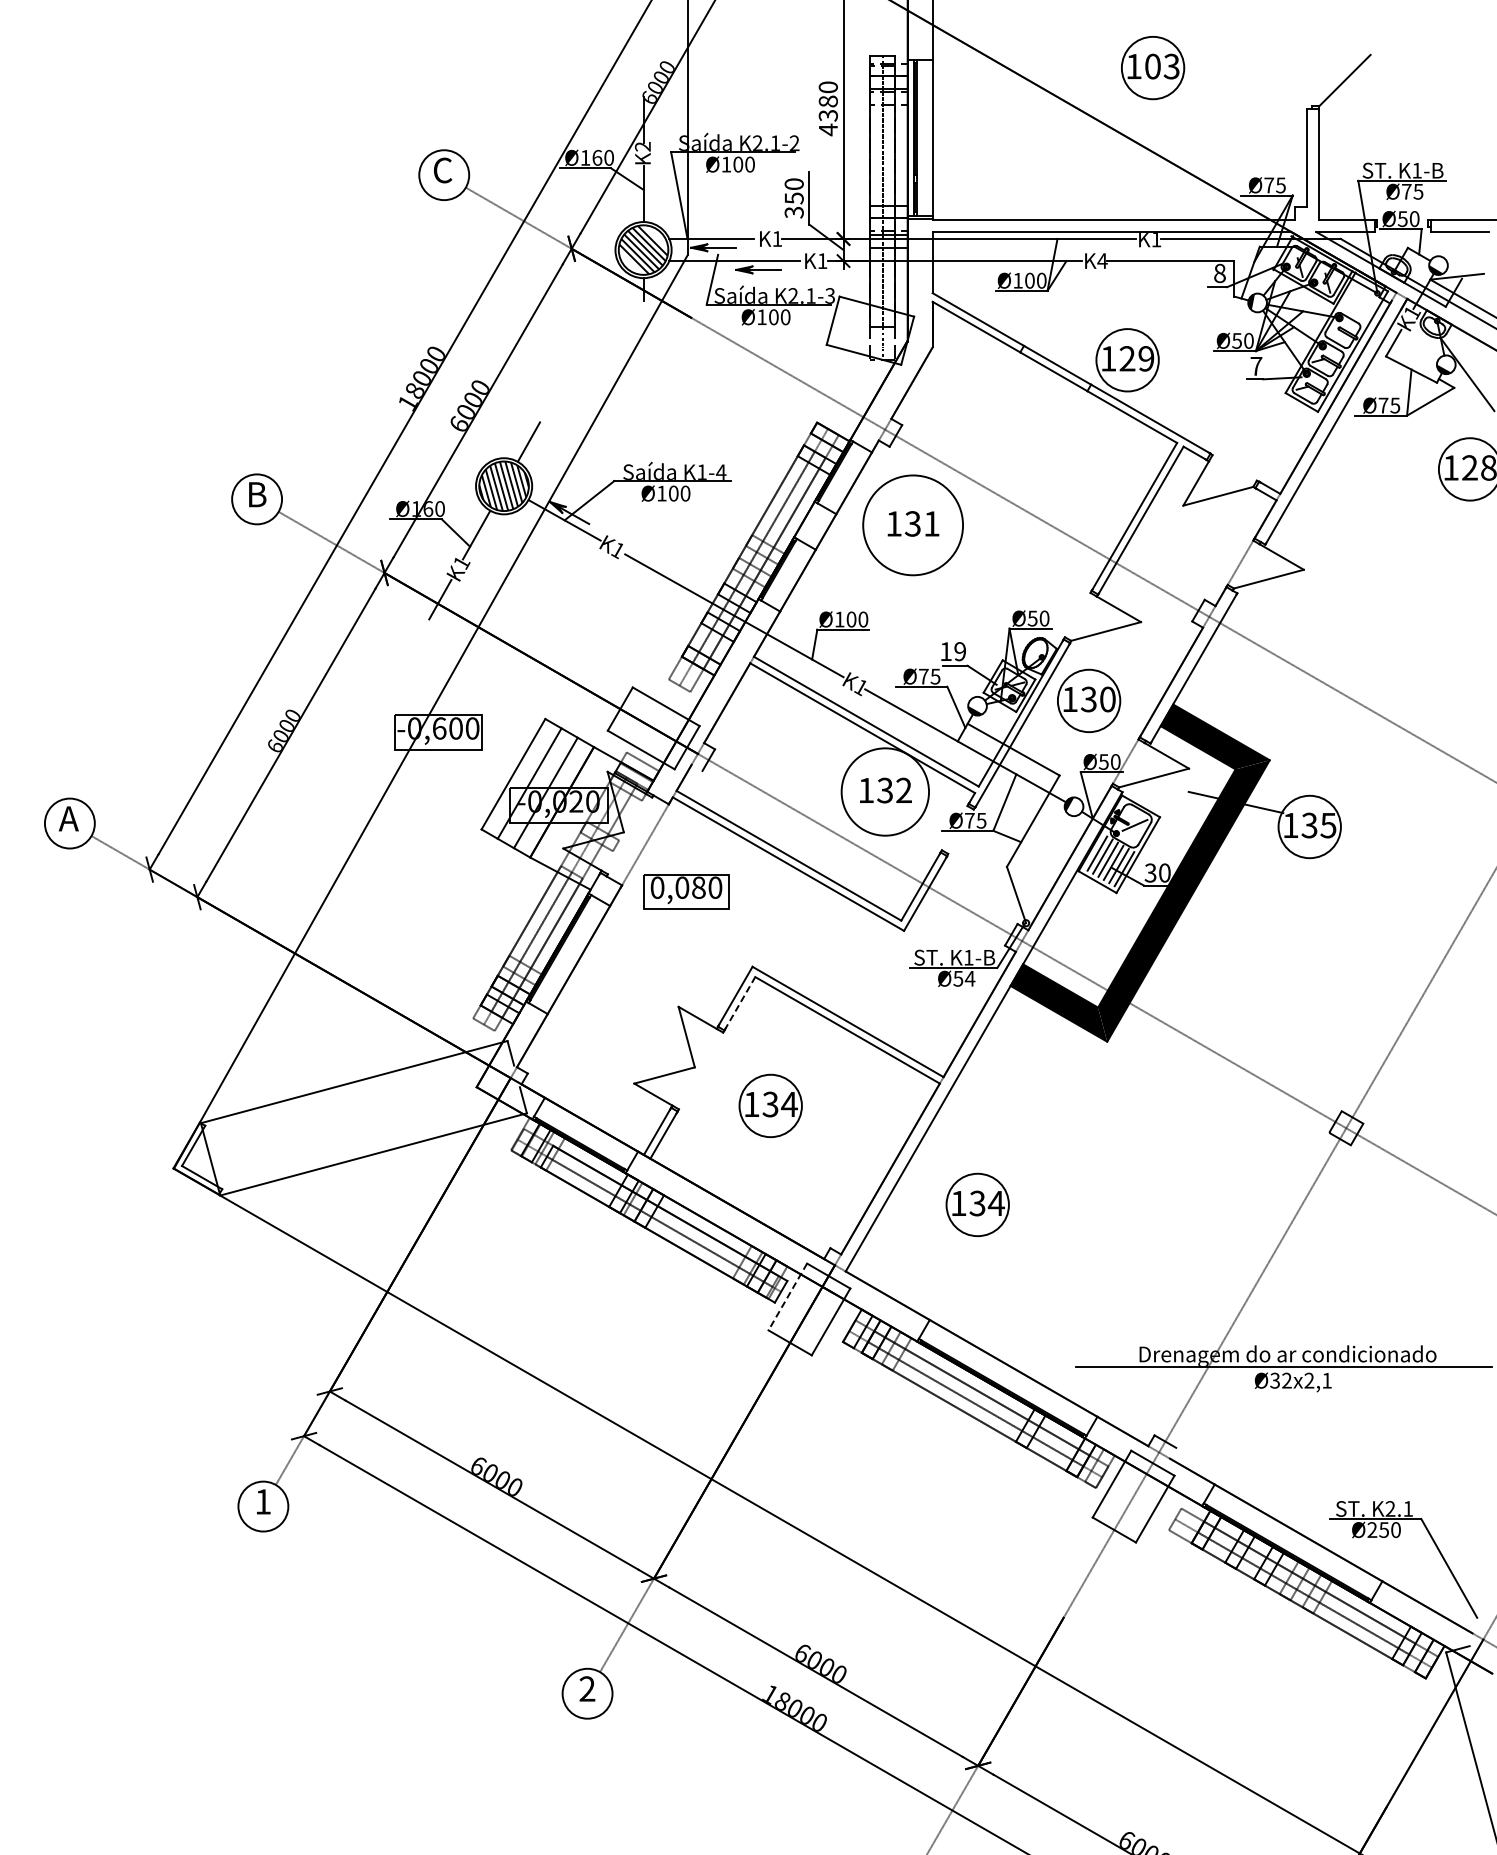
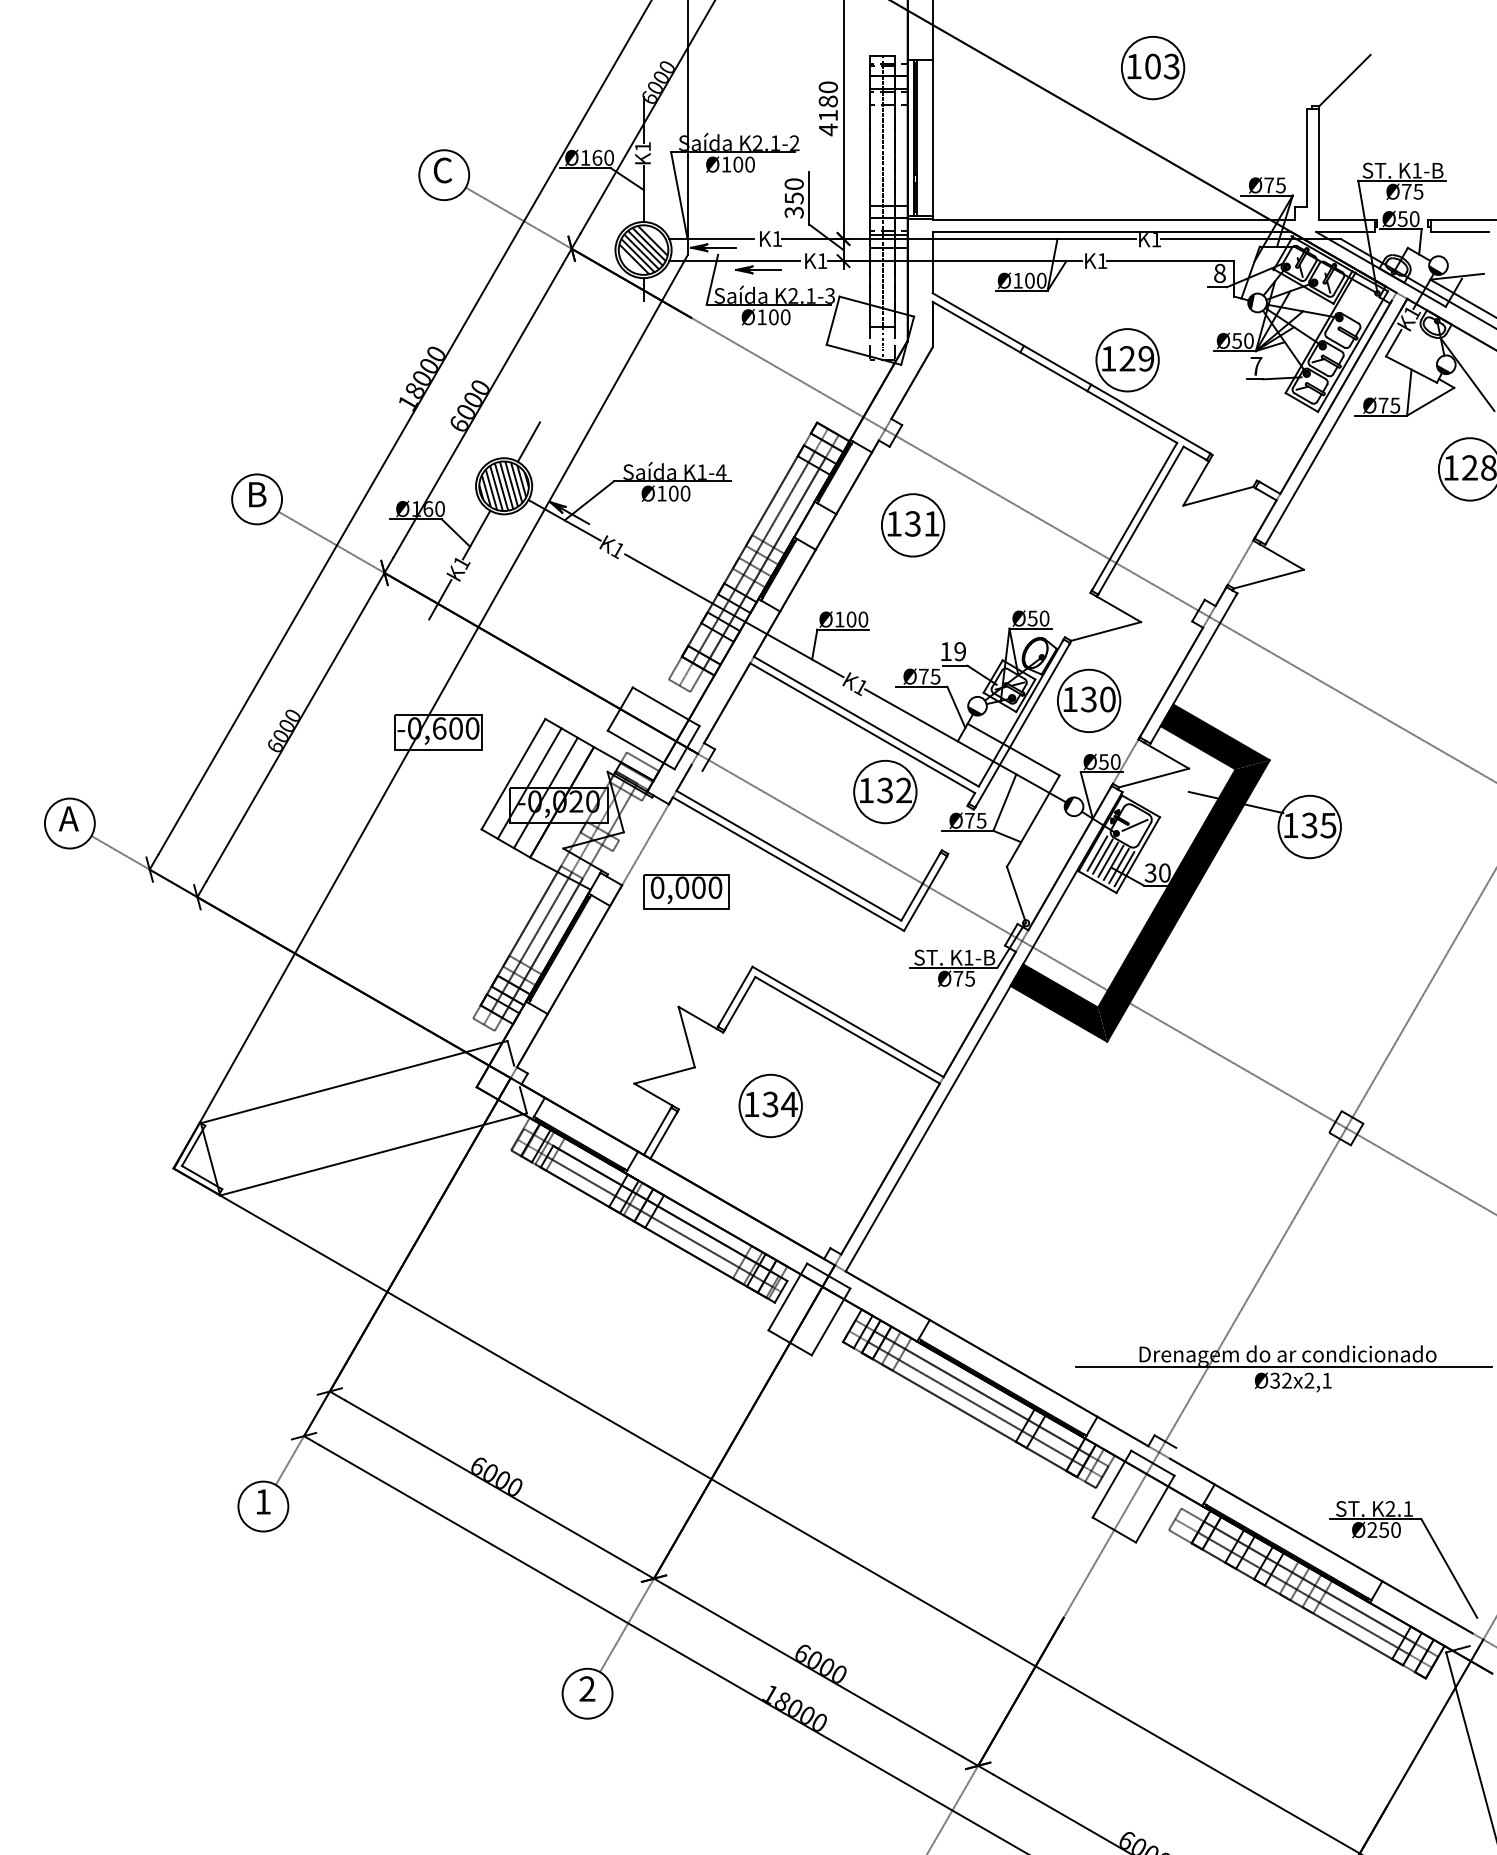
text: 4380 -> 4180 (827, 115)
text: K2 -> K1 (642, 146)
text: K4 -> K1 (1102, 260)
circle diameter: 100 px -> 62 px (912, 525)
circle diameter: 87 px -> 62 px (885, 791)
text: 0,080 -> 0,000 (698, 887)
text: Ø54 -> Ø75 (964, 978)
line: dashed -> solid (739, 1003)
part: present -> none (977, 1204)
line: dashed -> solid (787, 1296)
